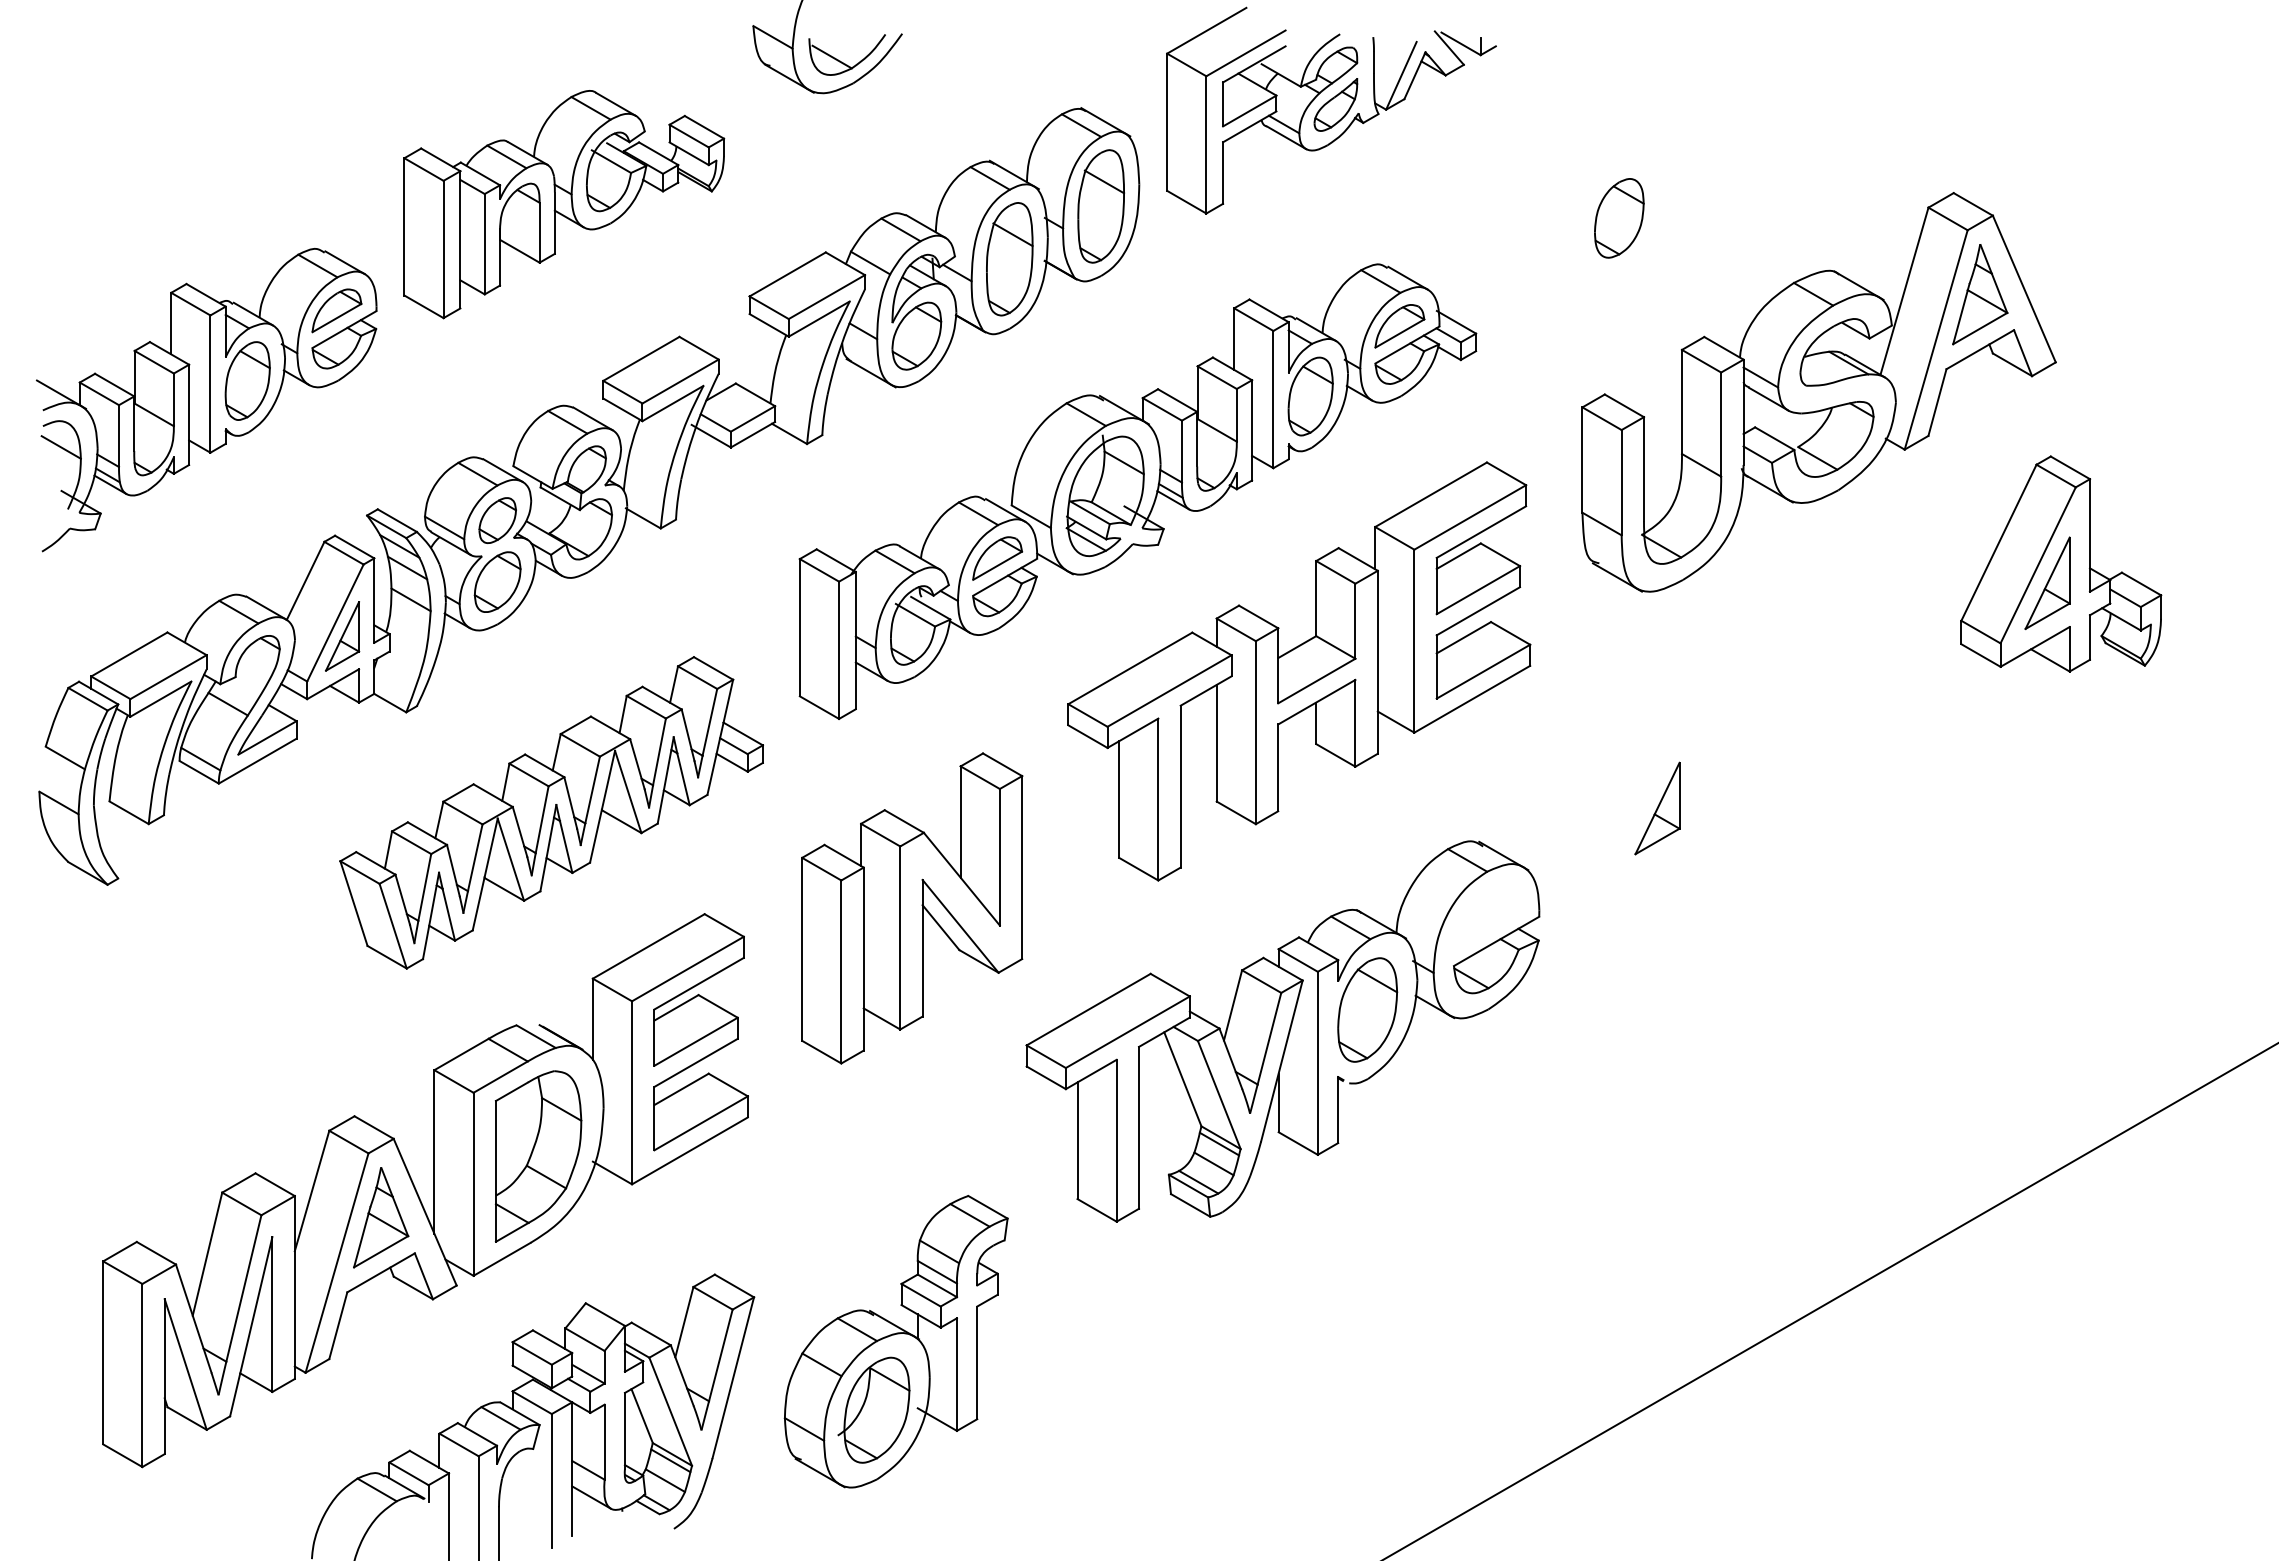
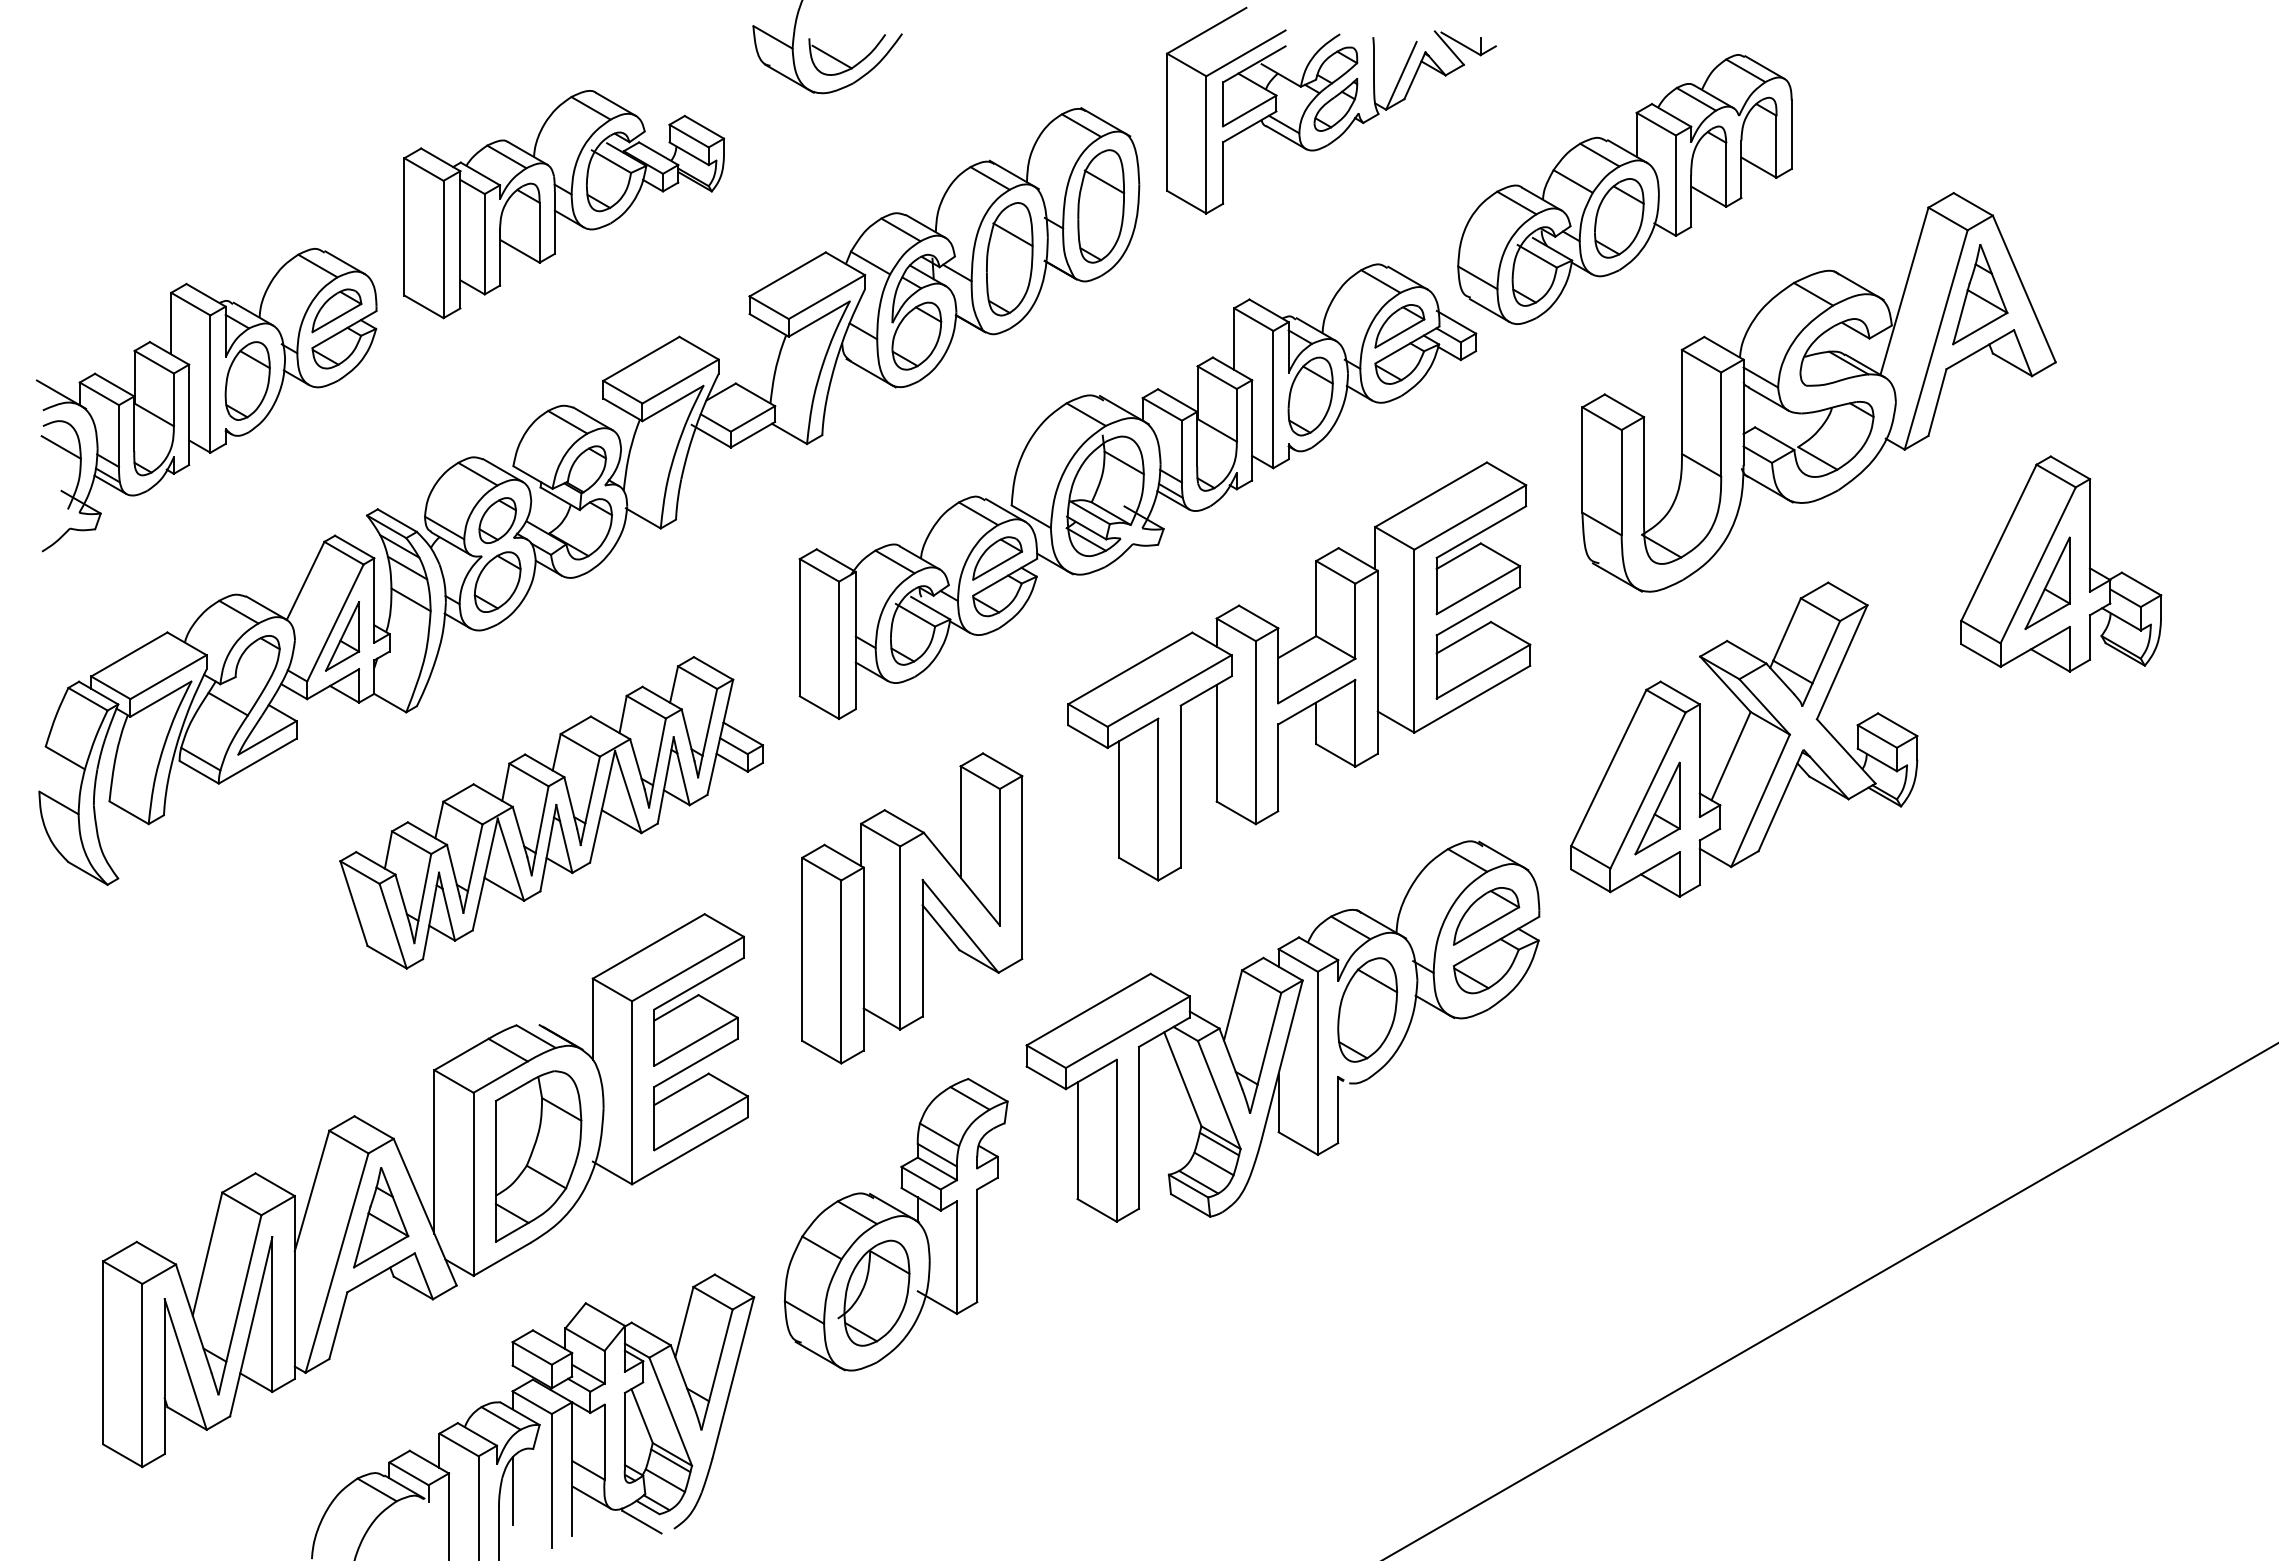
part: none -> present (1624, 189)
part: none -> present (1744, 739)
part: none -> present (1486, 916)
part position: (895, 1341) -> (895, 1224) (895, 1224)
line: none -> present (512, 1491)
line: none -> present (641, 1521)
